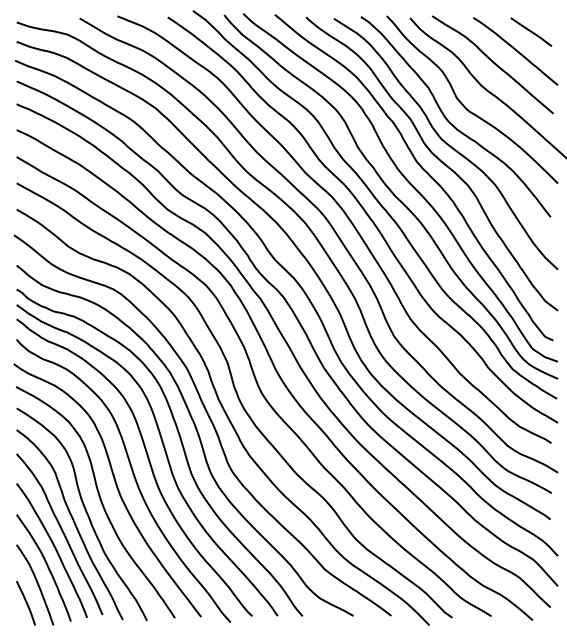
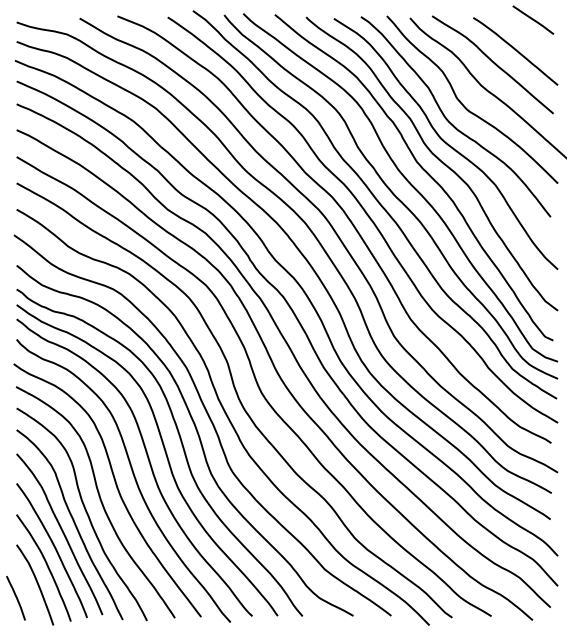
line position: (531, 31) -> (533, 19) (533, 19)
line position: (25, 602) -> (15, 597) (15, 597)
